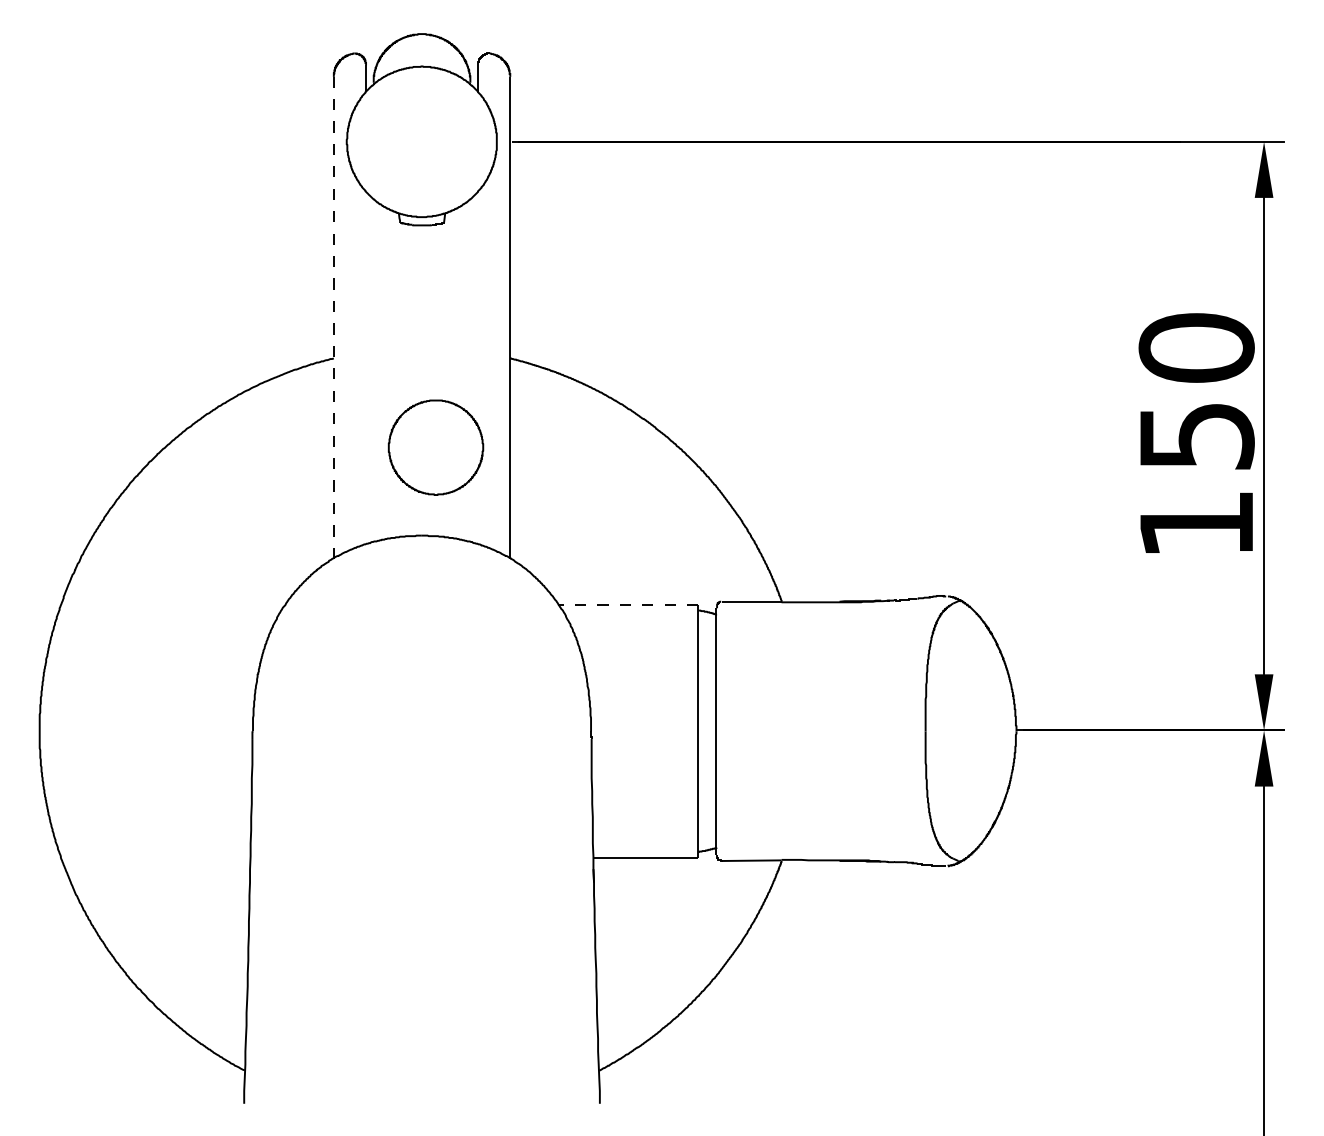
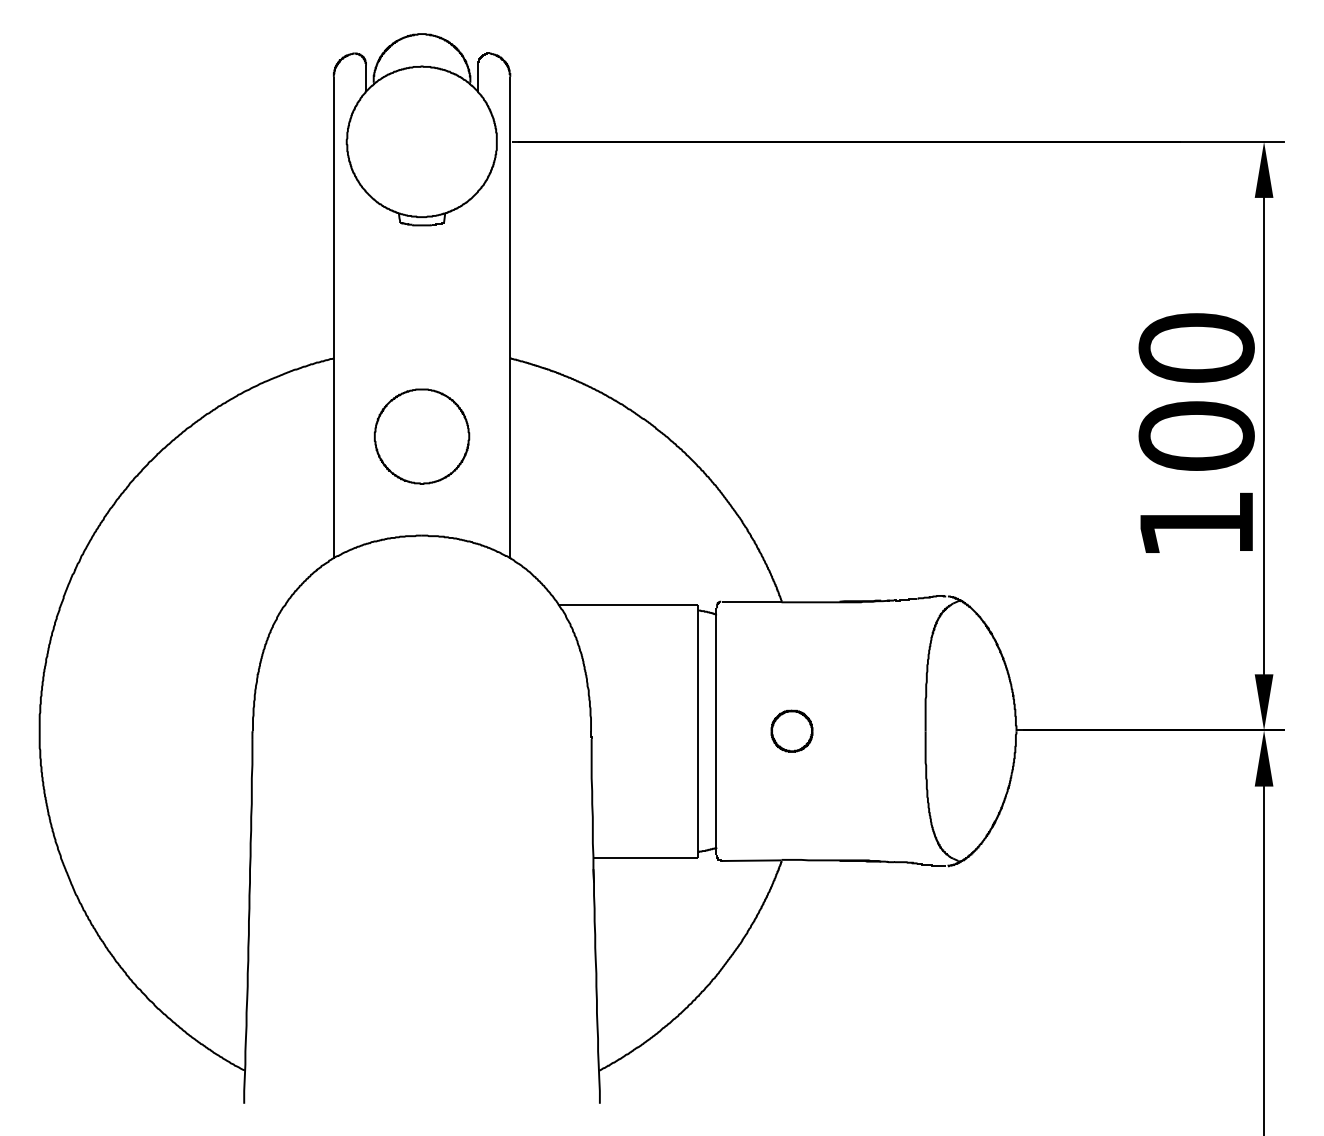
line: dashed -> solid (333, 317)
text: 150 -> 100 (1196, 435)
part position: (435, 447) -> (421, 436) (421, 436)
line: dashed -> solid (627, 604)
part: none -> present (791, 730)
